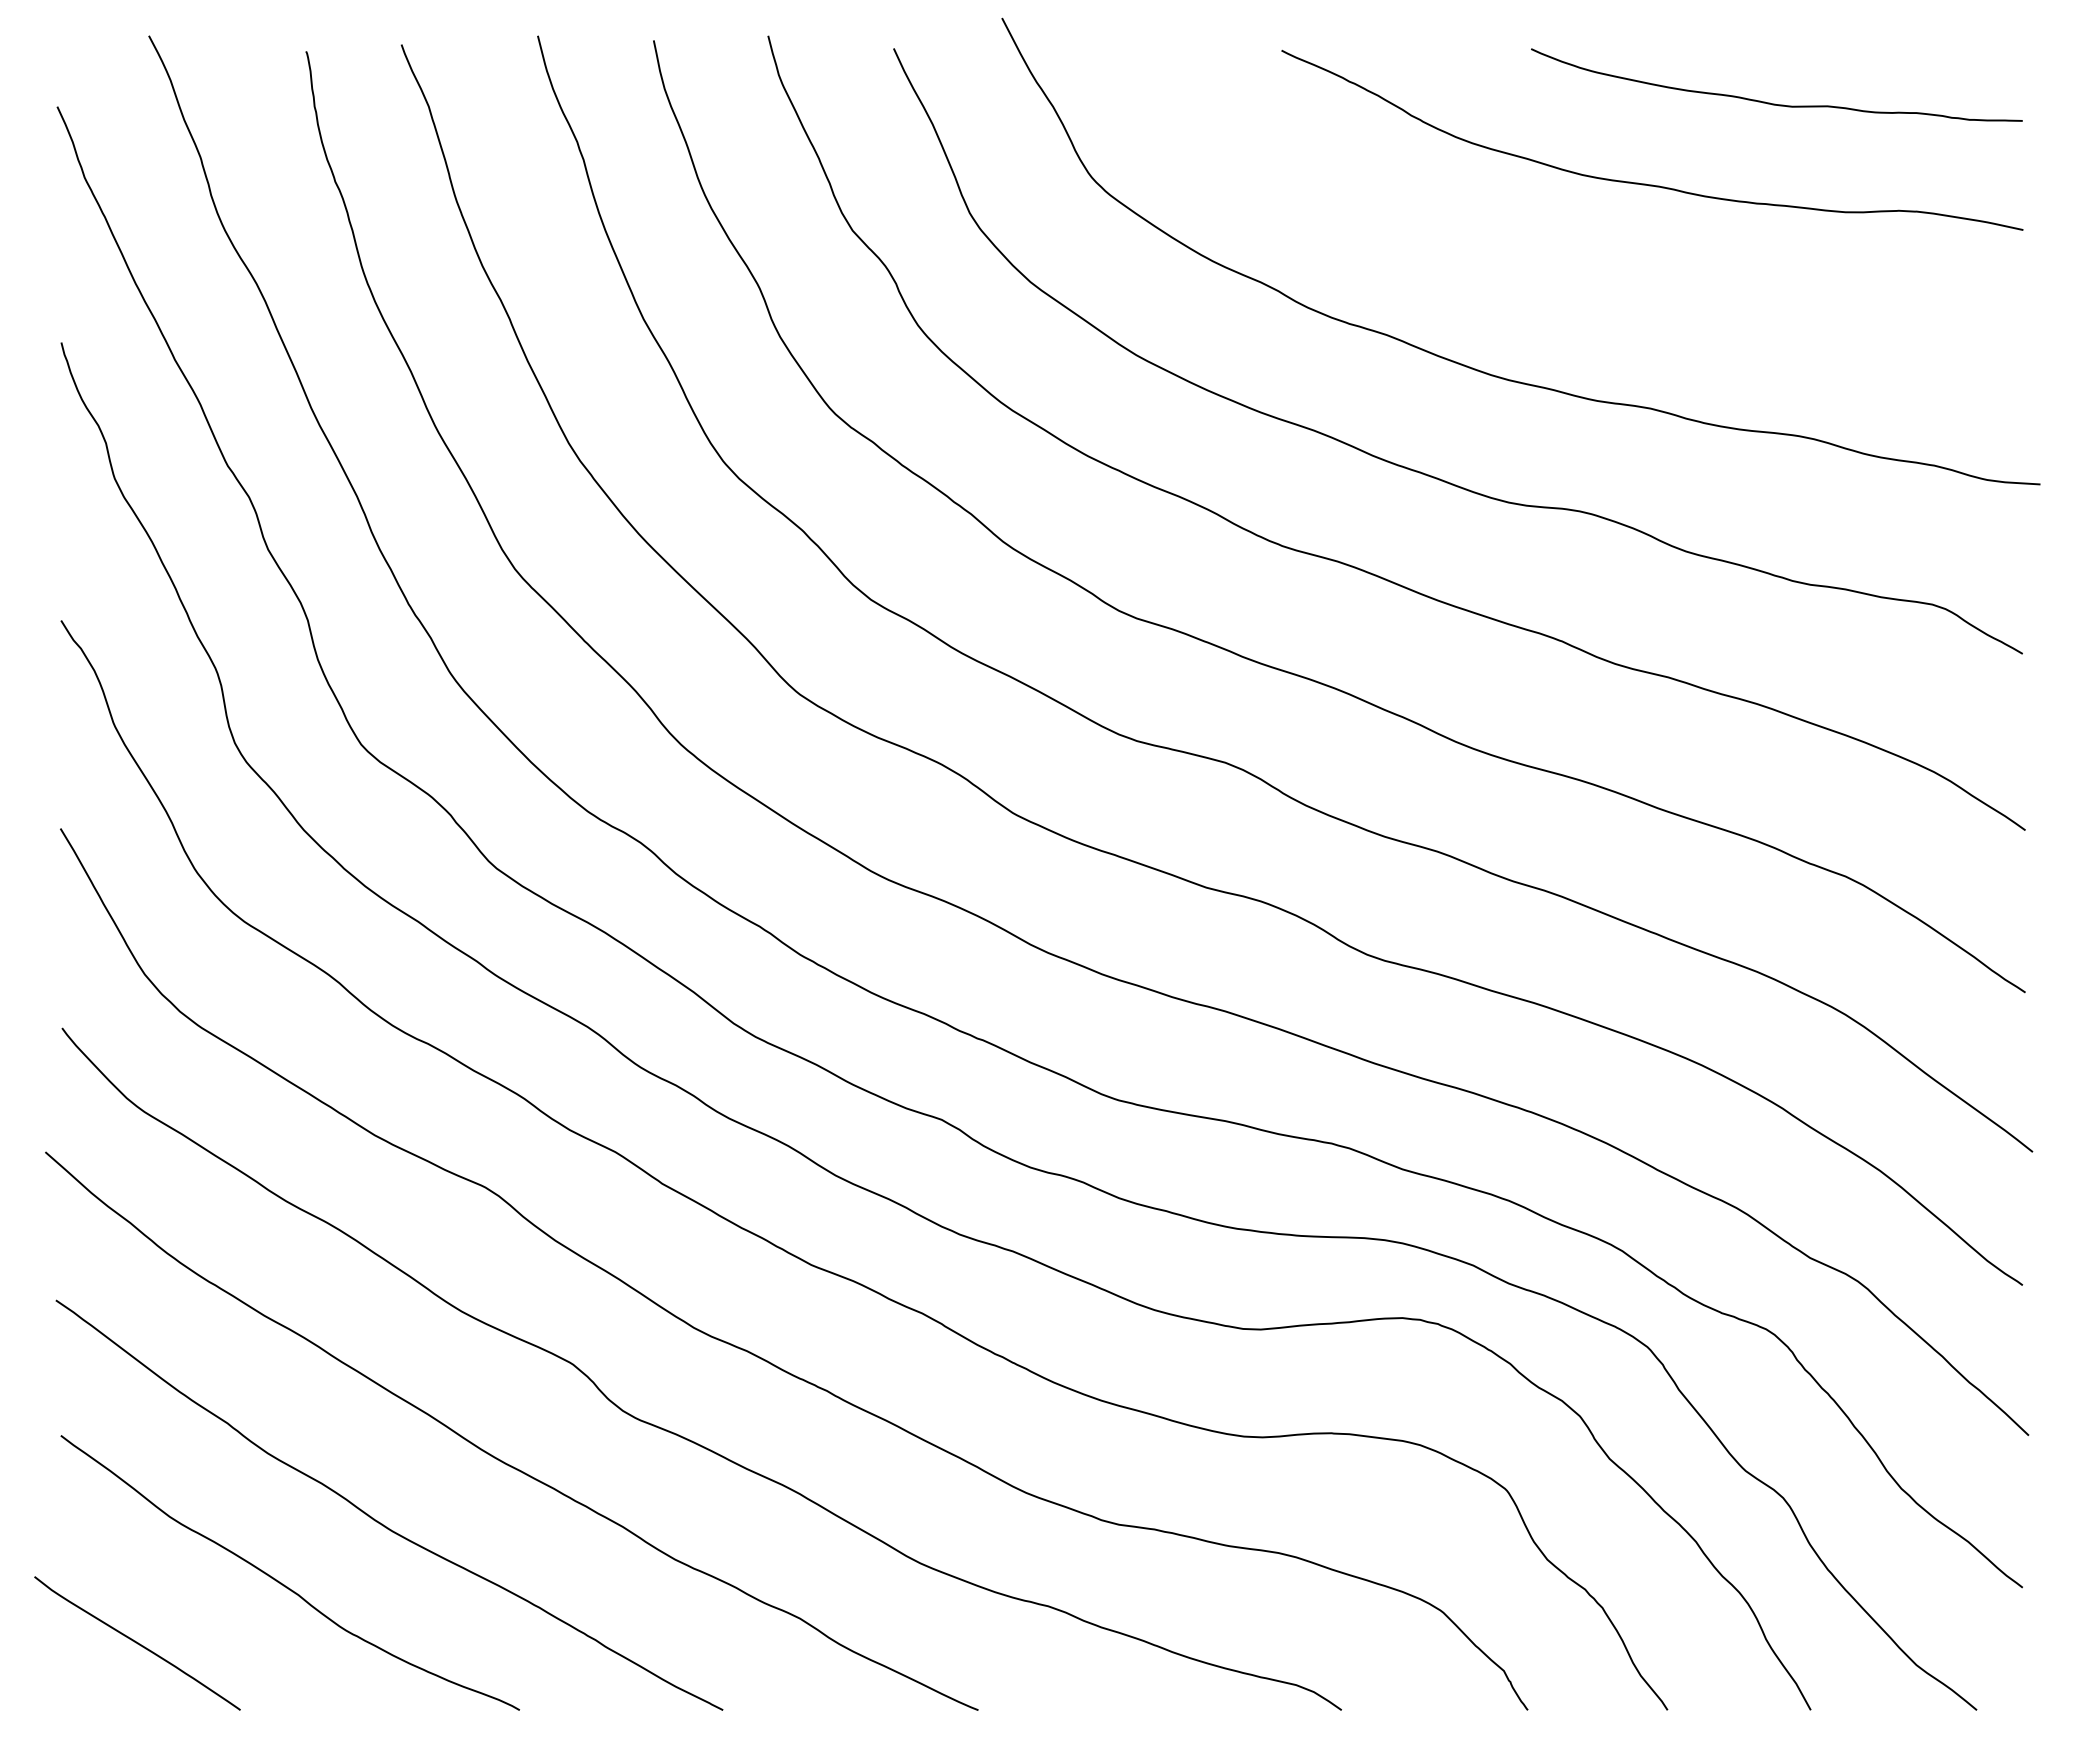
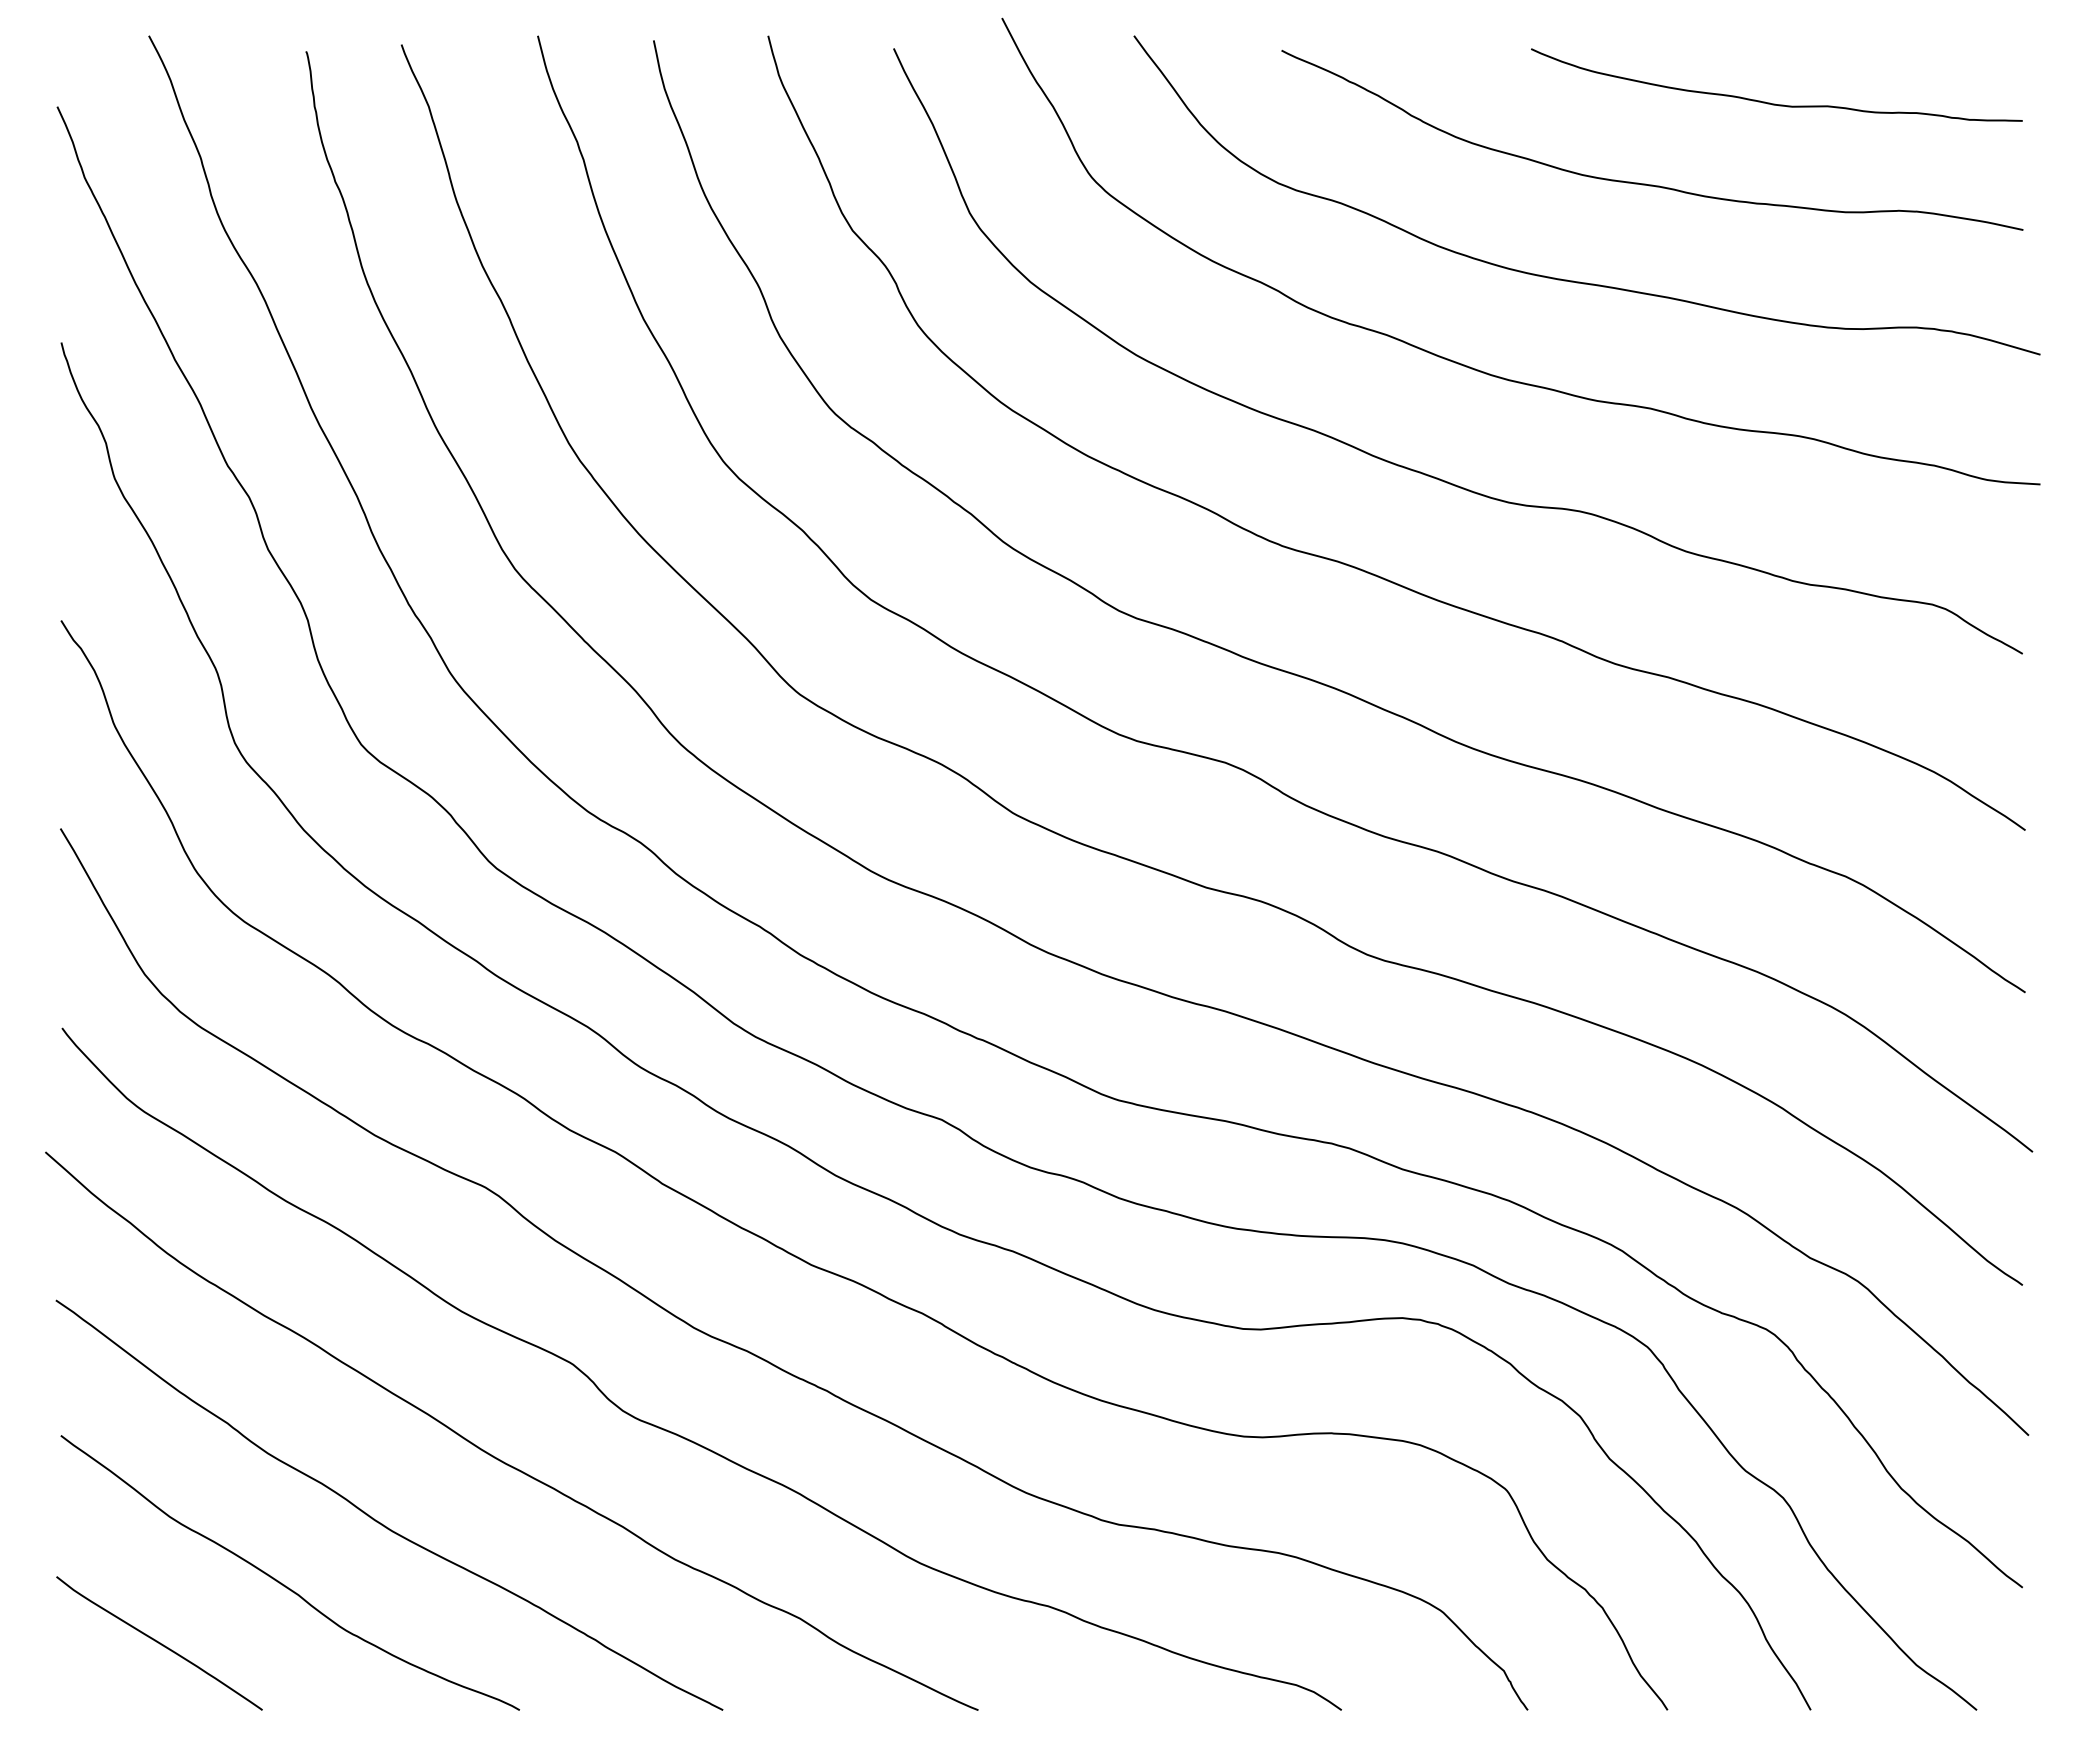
curve: none -> present (1573, 280)
curve position: (137, 1643) -> (159, 1643) (159, 1643)
